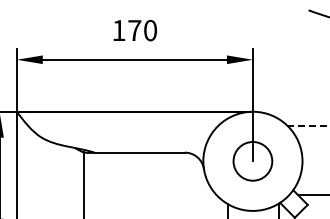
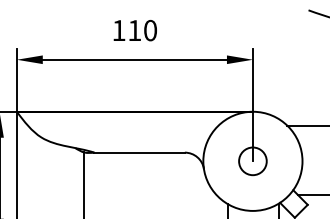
text: 170 -> 110 (134, 30)
line: dashed -> solid (308, 125)
circle diameter: 39 px -> 28 px (252, 161)
